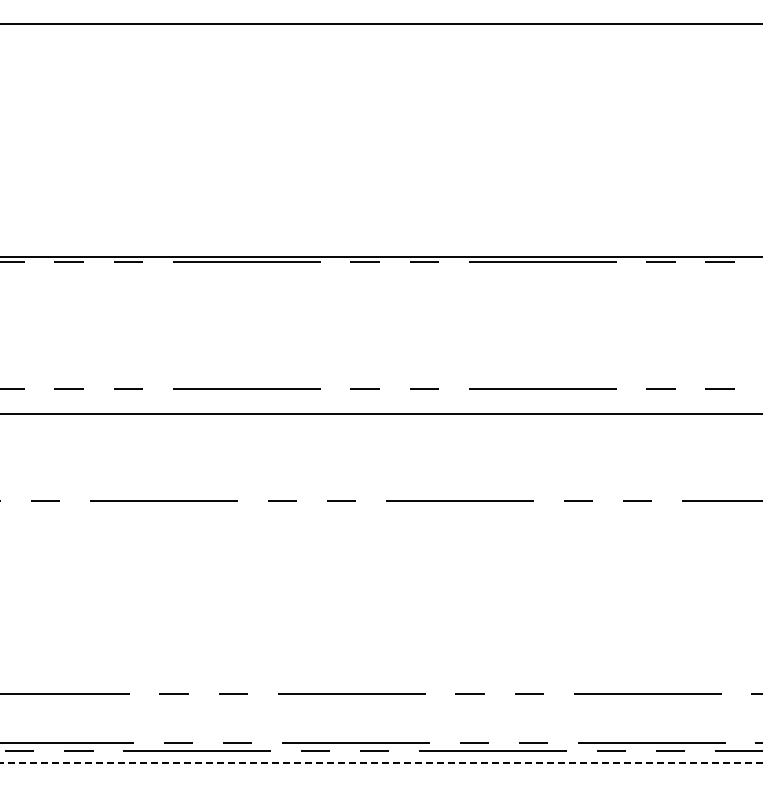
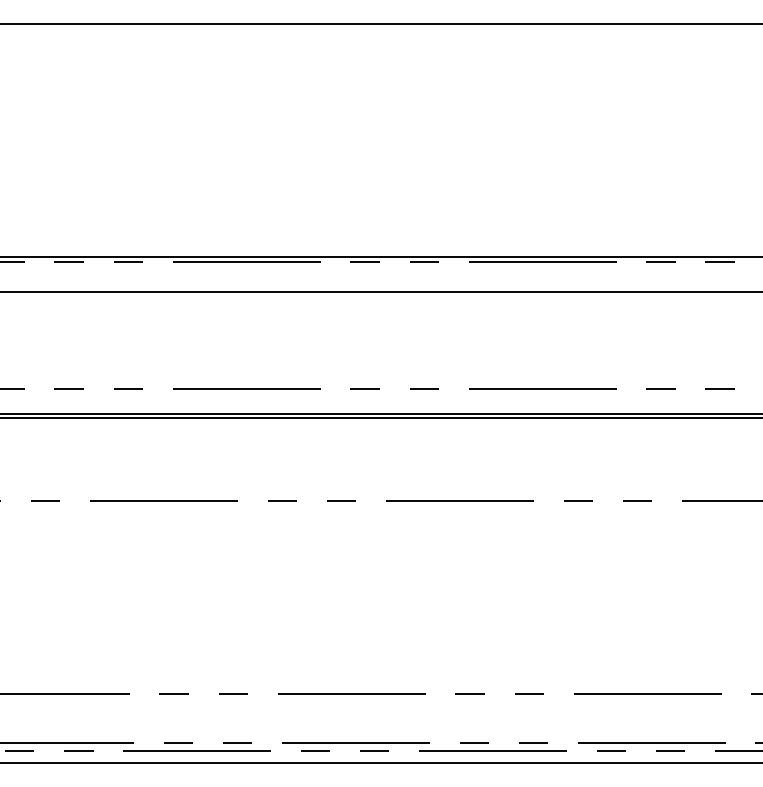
line: none -> present (380, 291)
line: none -> present (380, 418)
line: dashed -> solid (381, 763)
